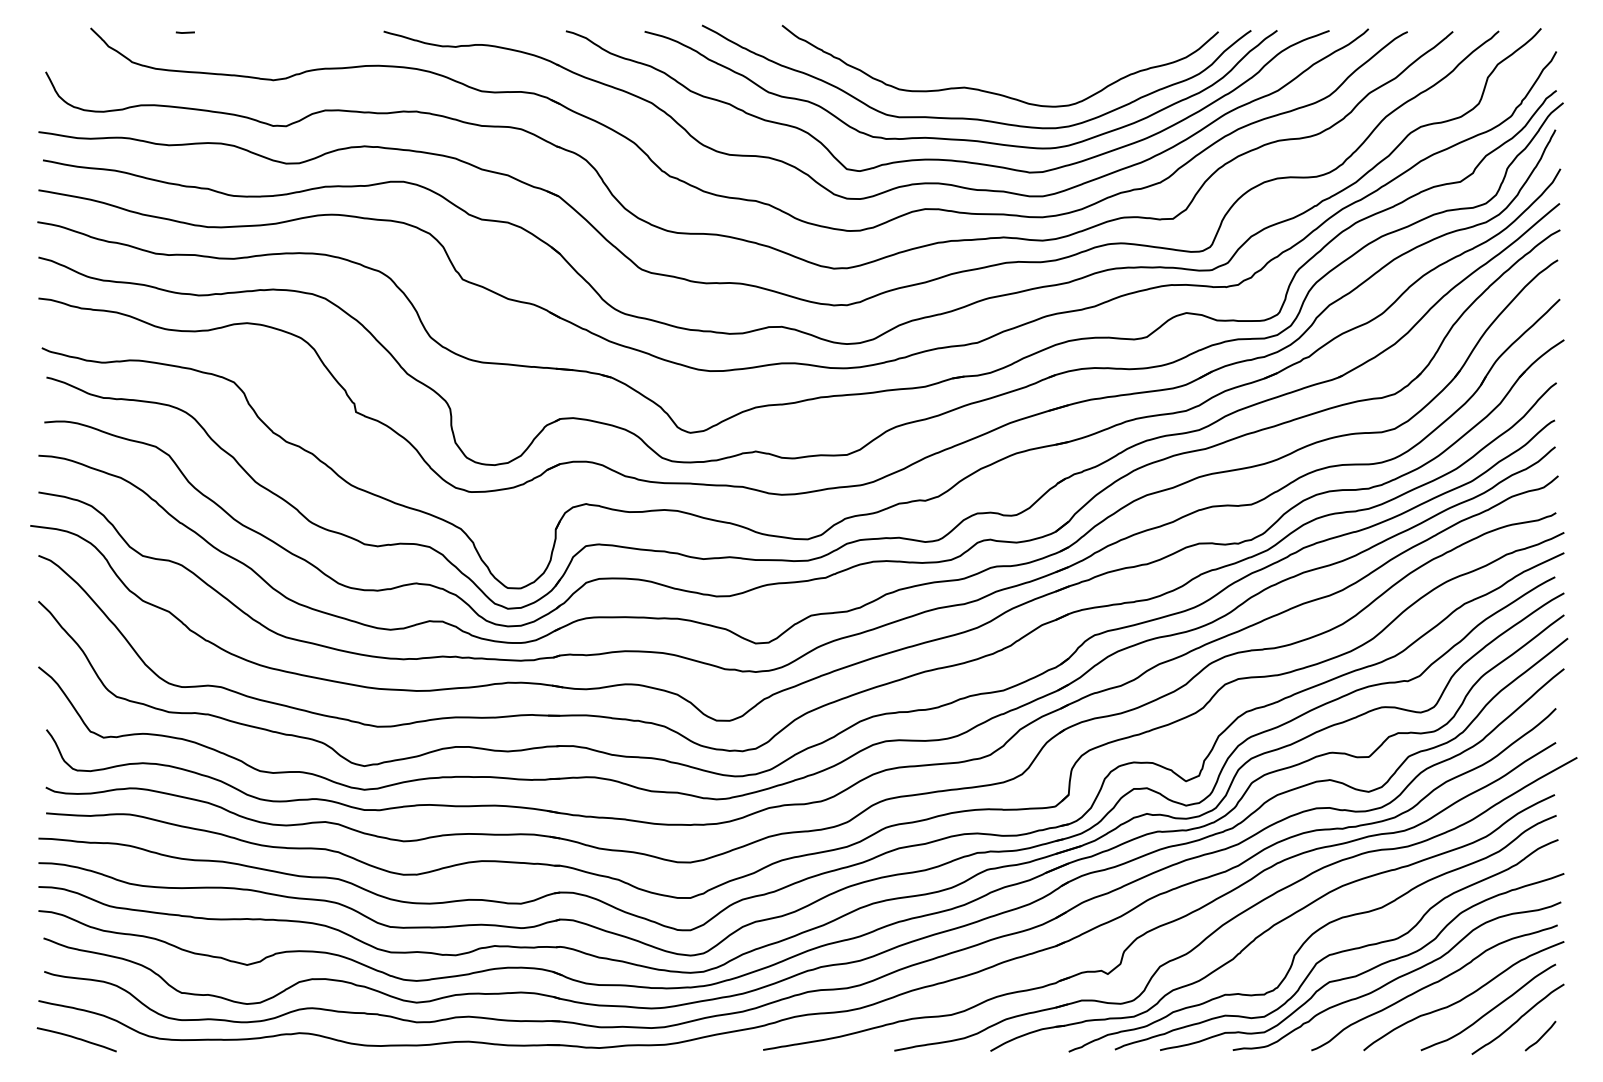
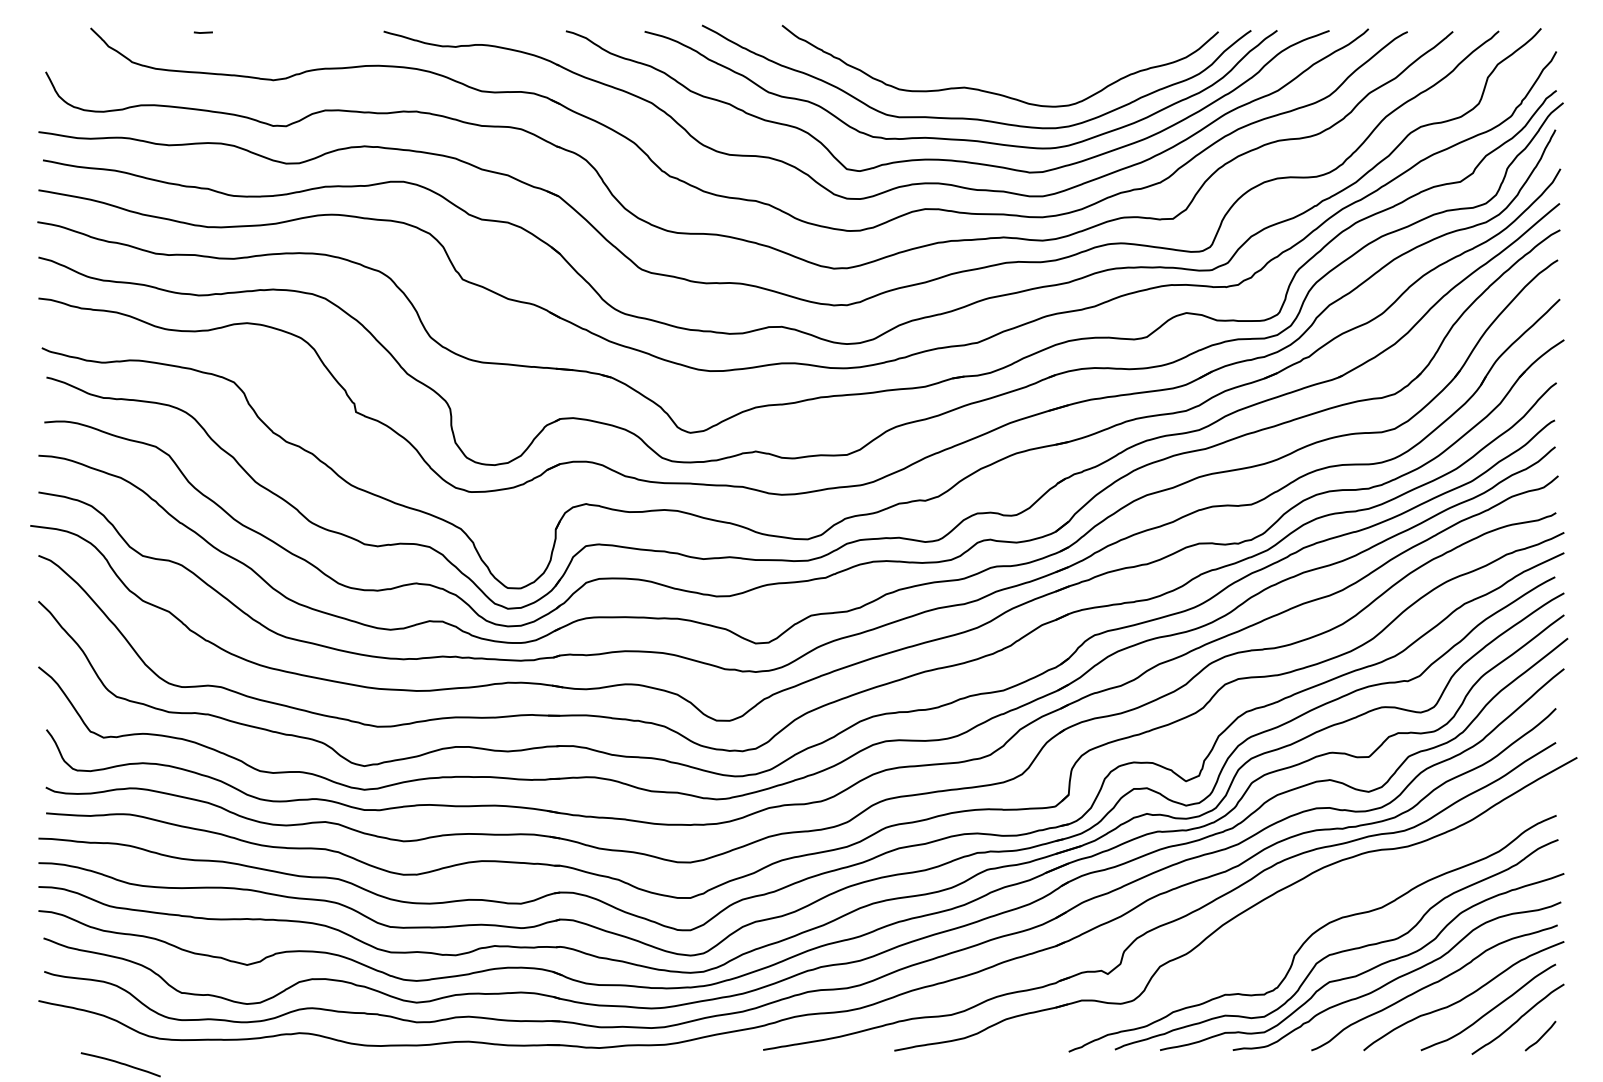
line position: (184, 32) -> (202, 32) (202, 32)
part: present -> none (1272, 922)
curve position: (76, 1039) -> (120, 1064) (120, 1064)
